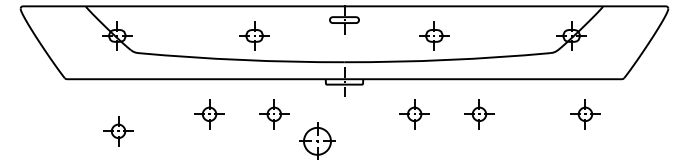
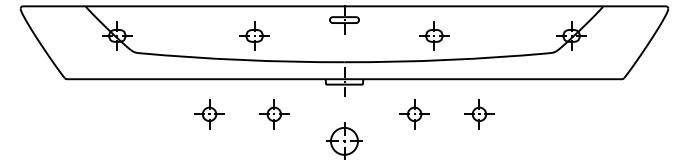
part: present -> none (585, 114)
part: present -> none (118, 131)
part position: (317, 140) -> (344, 140) (344, 140)
